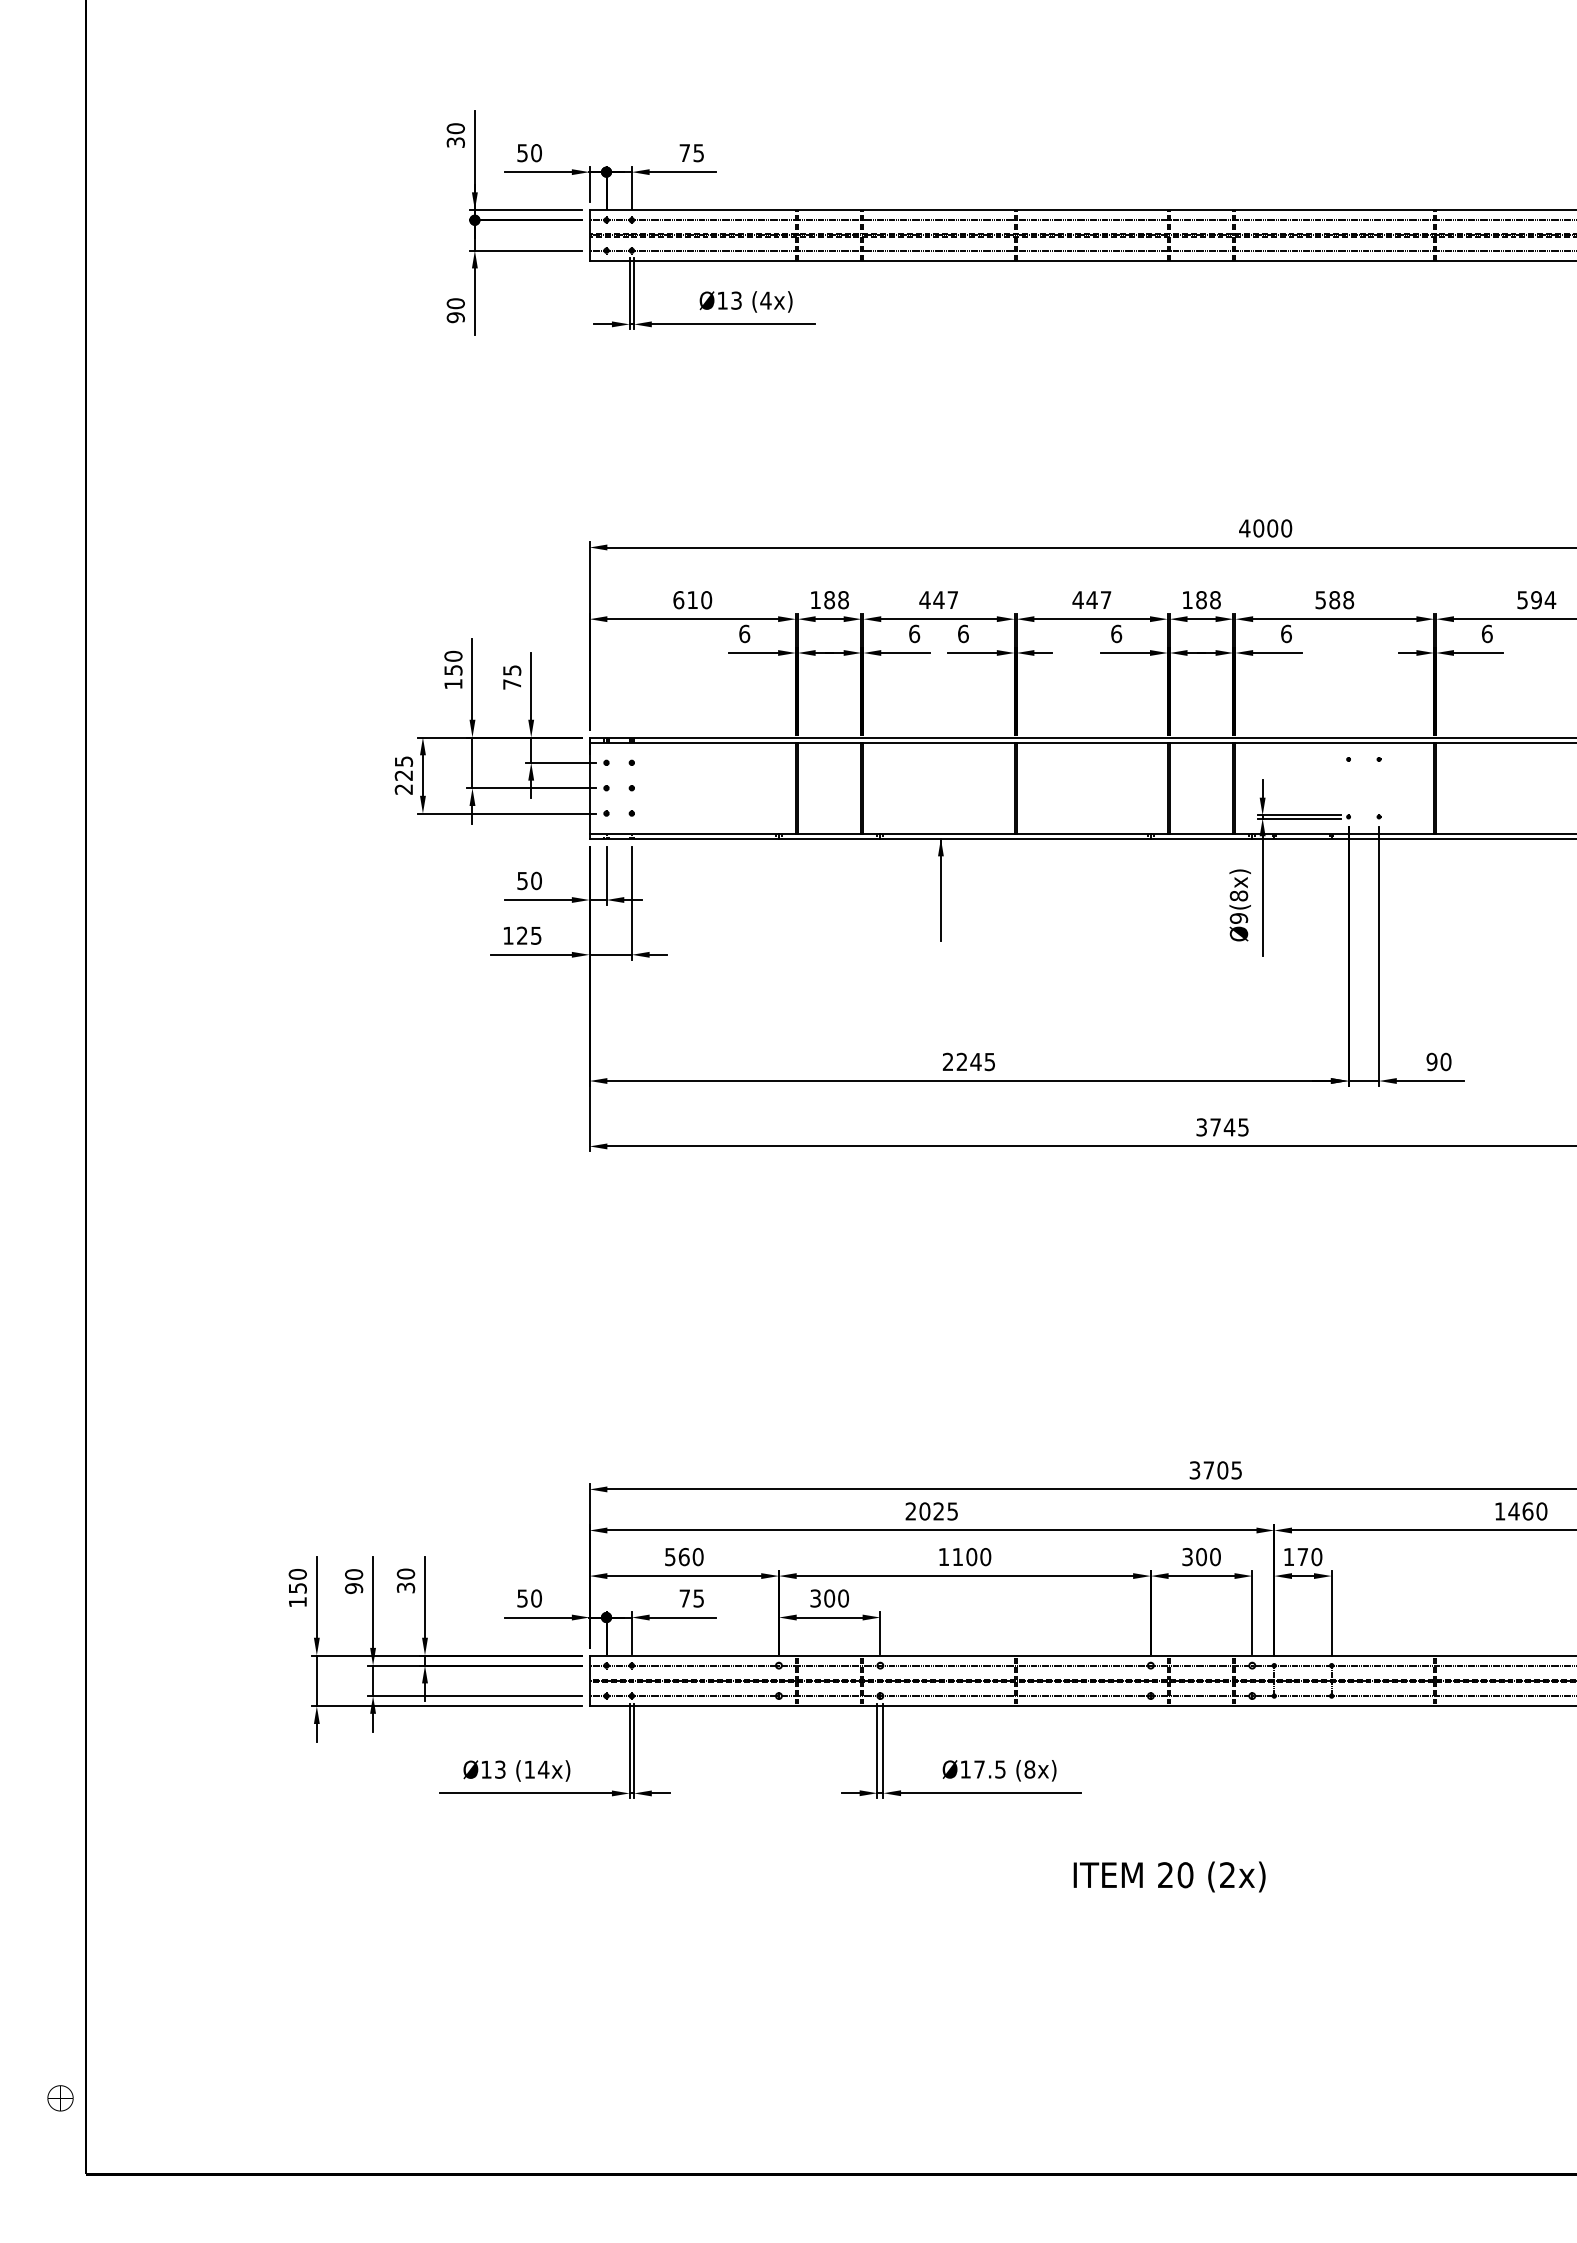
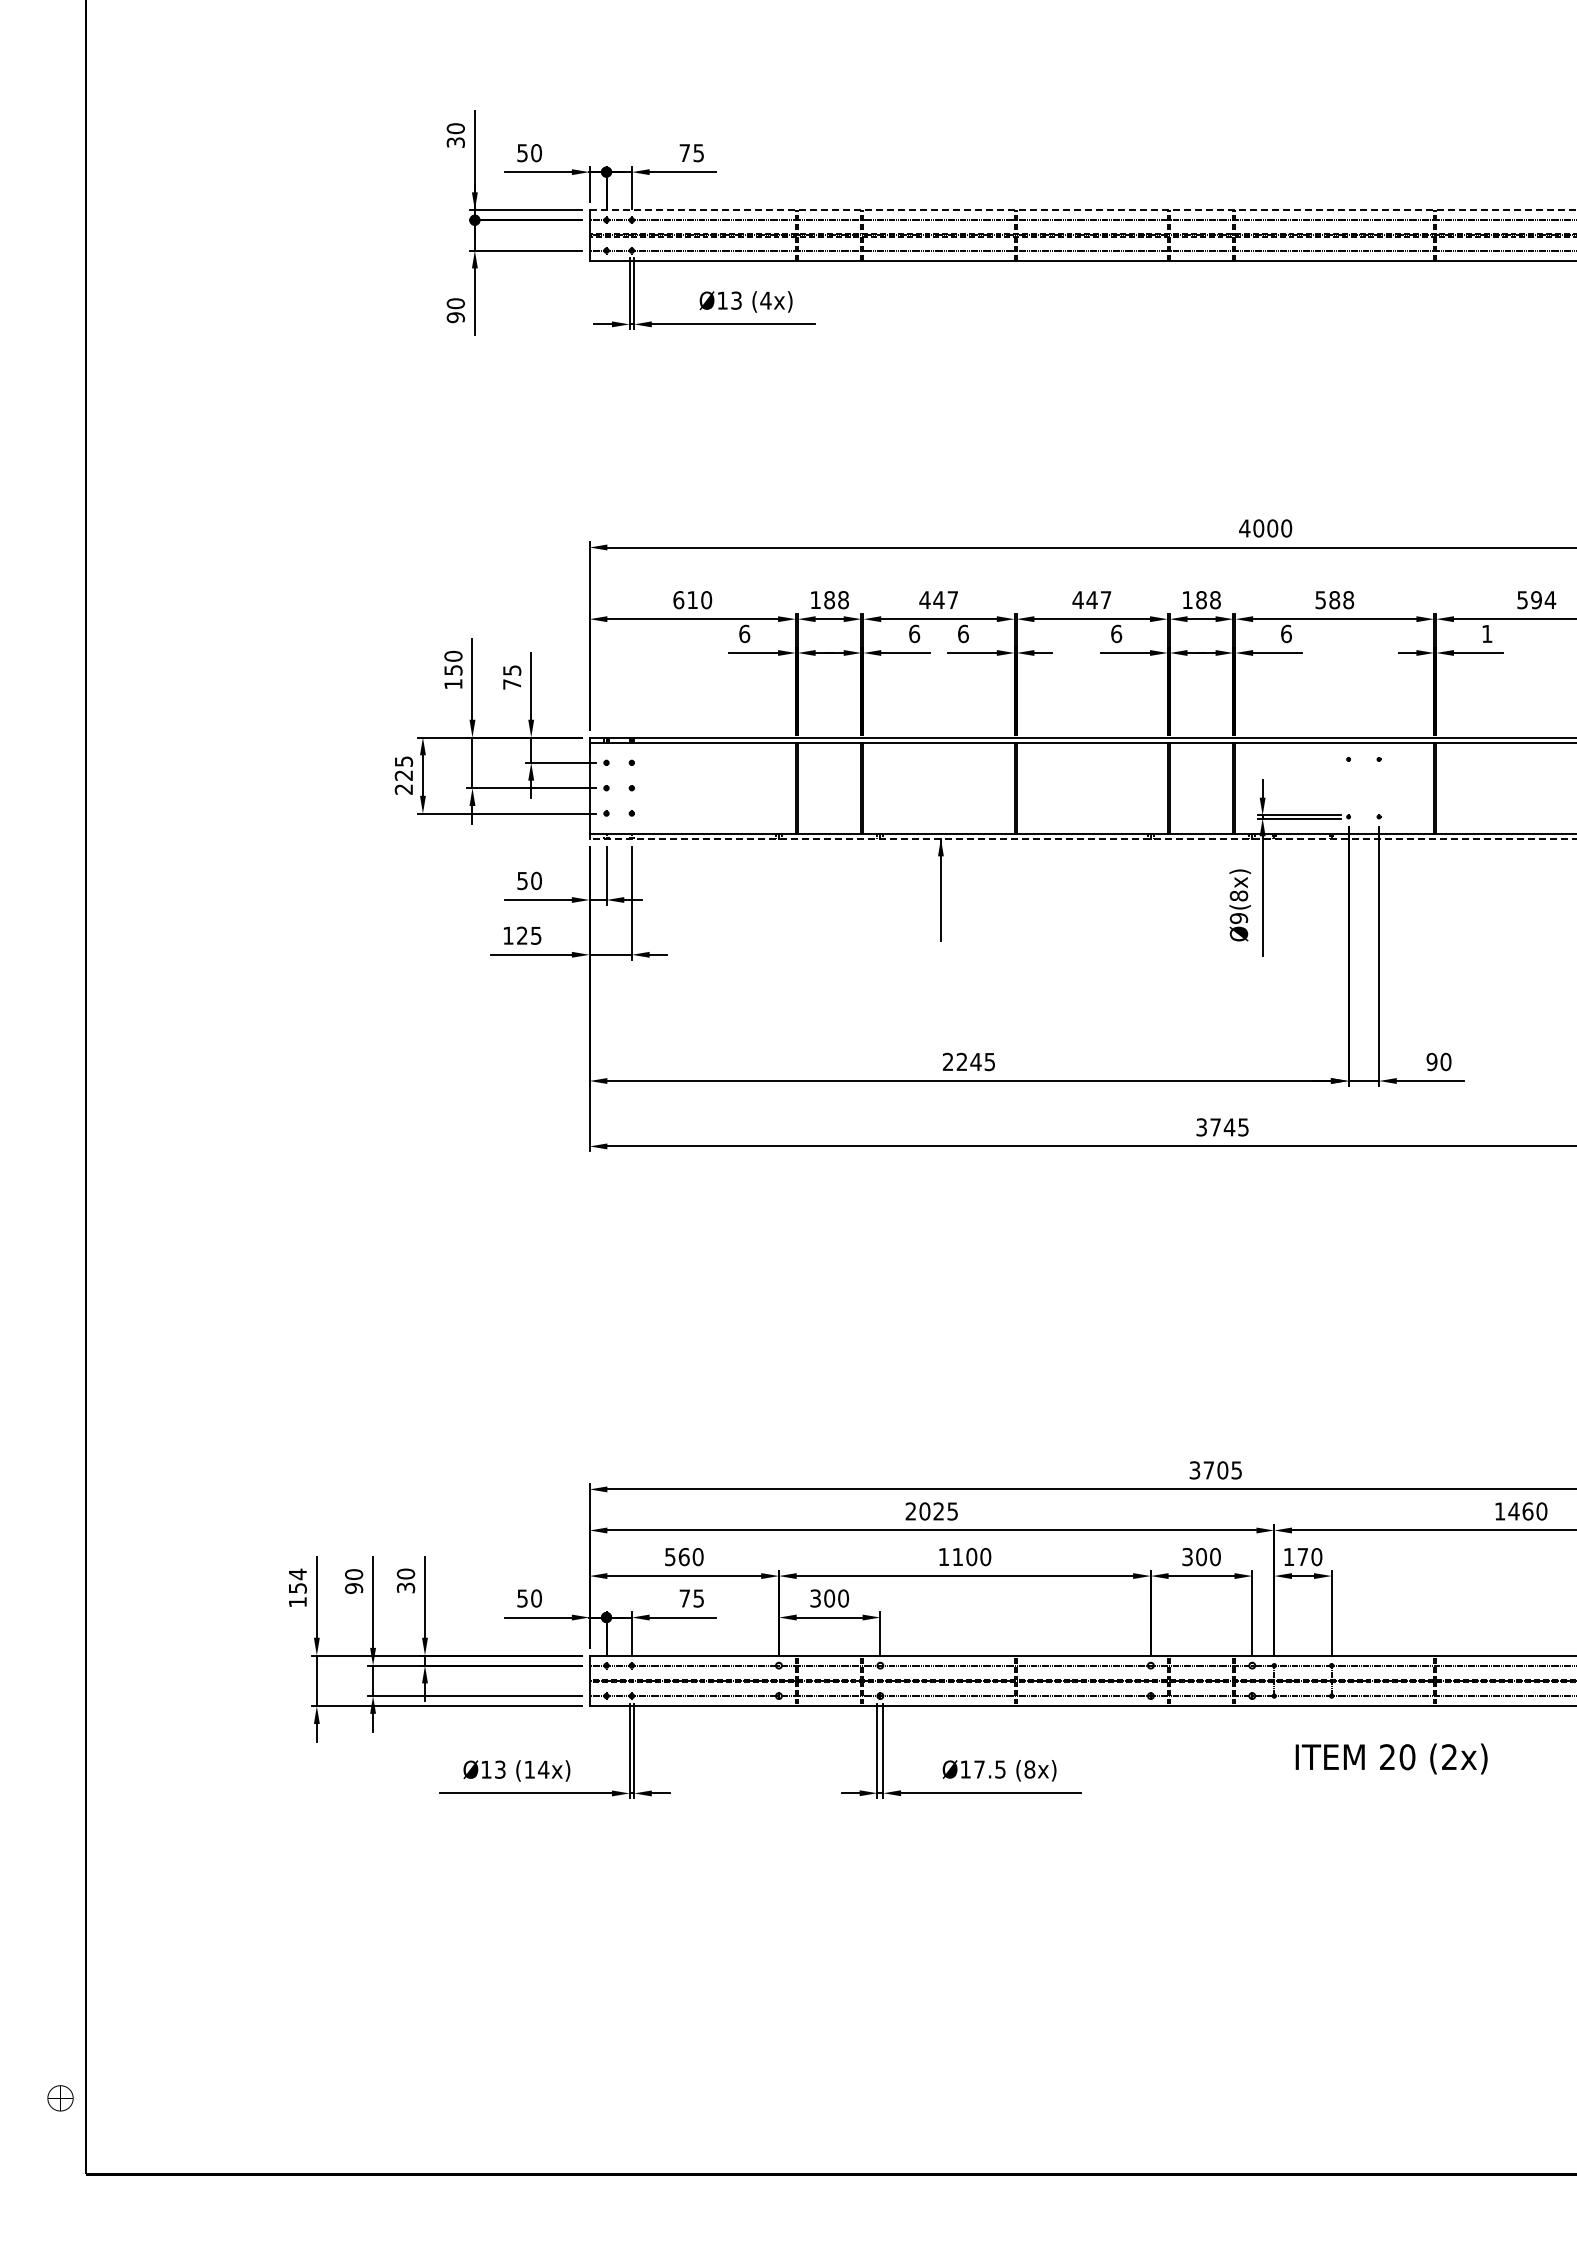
line: solid -> dashed (1082, 210)
text: 6 -> 1 (1487, 633)
line: solid -> dashed (1082, 838)
text: 150 -> 154 (297, 1574)
text position: (1169, 1876) -> (1391, 1758) (1391, 1758)
